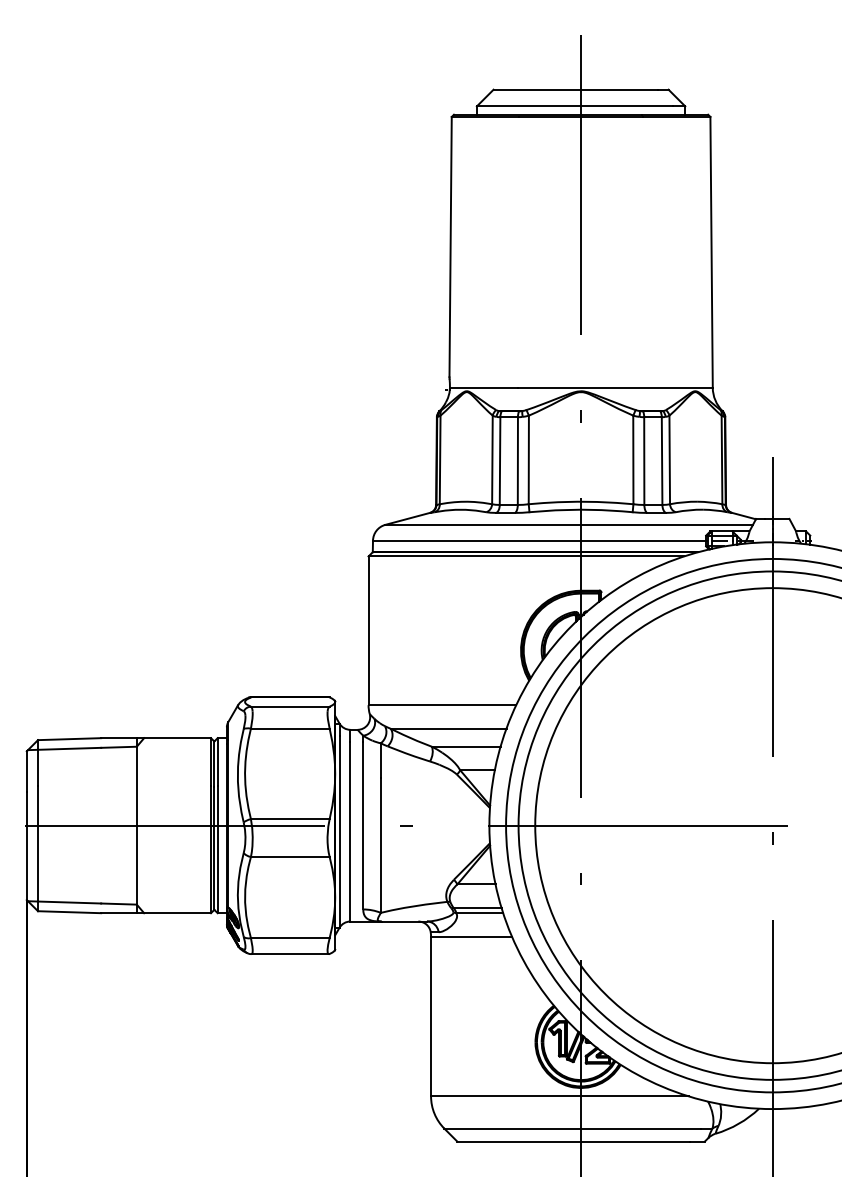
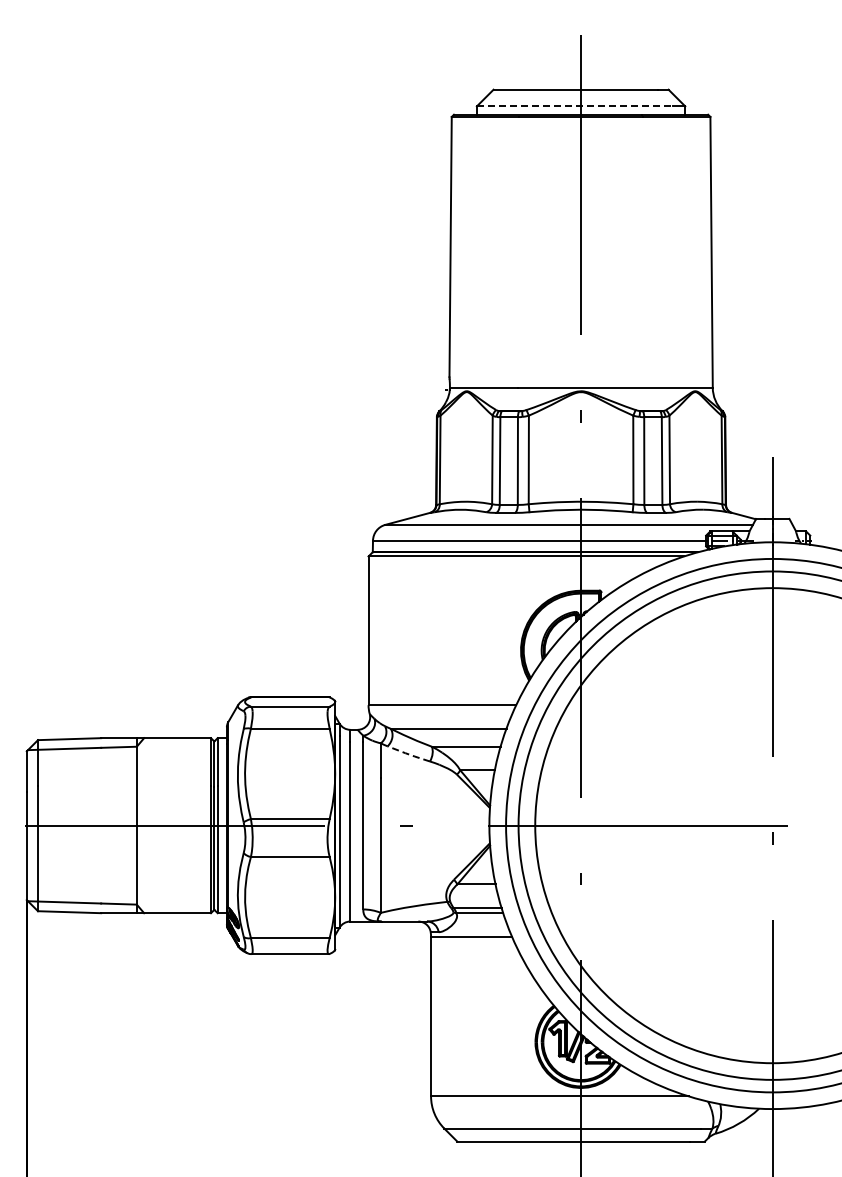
line: solid -> dashed (574, 106)
line: solid -> dashed (408, 754)
